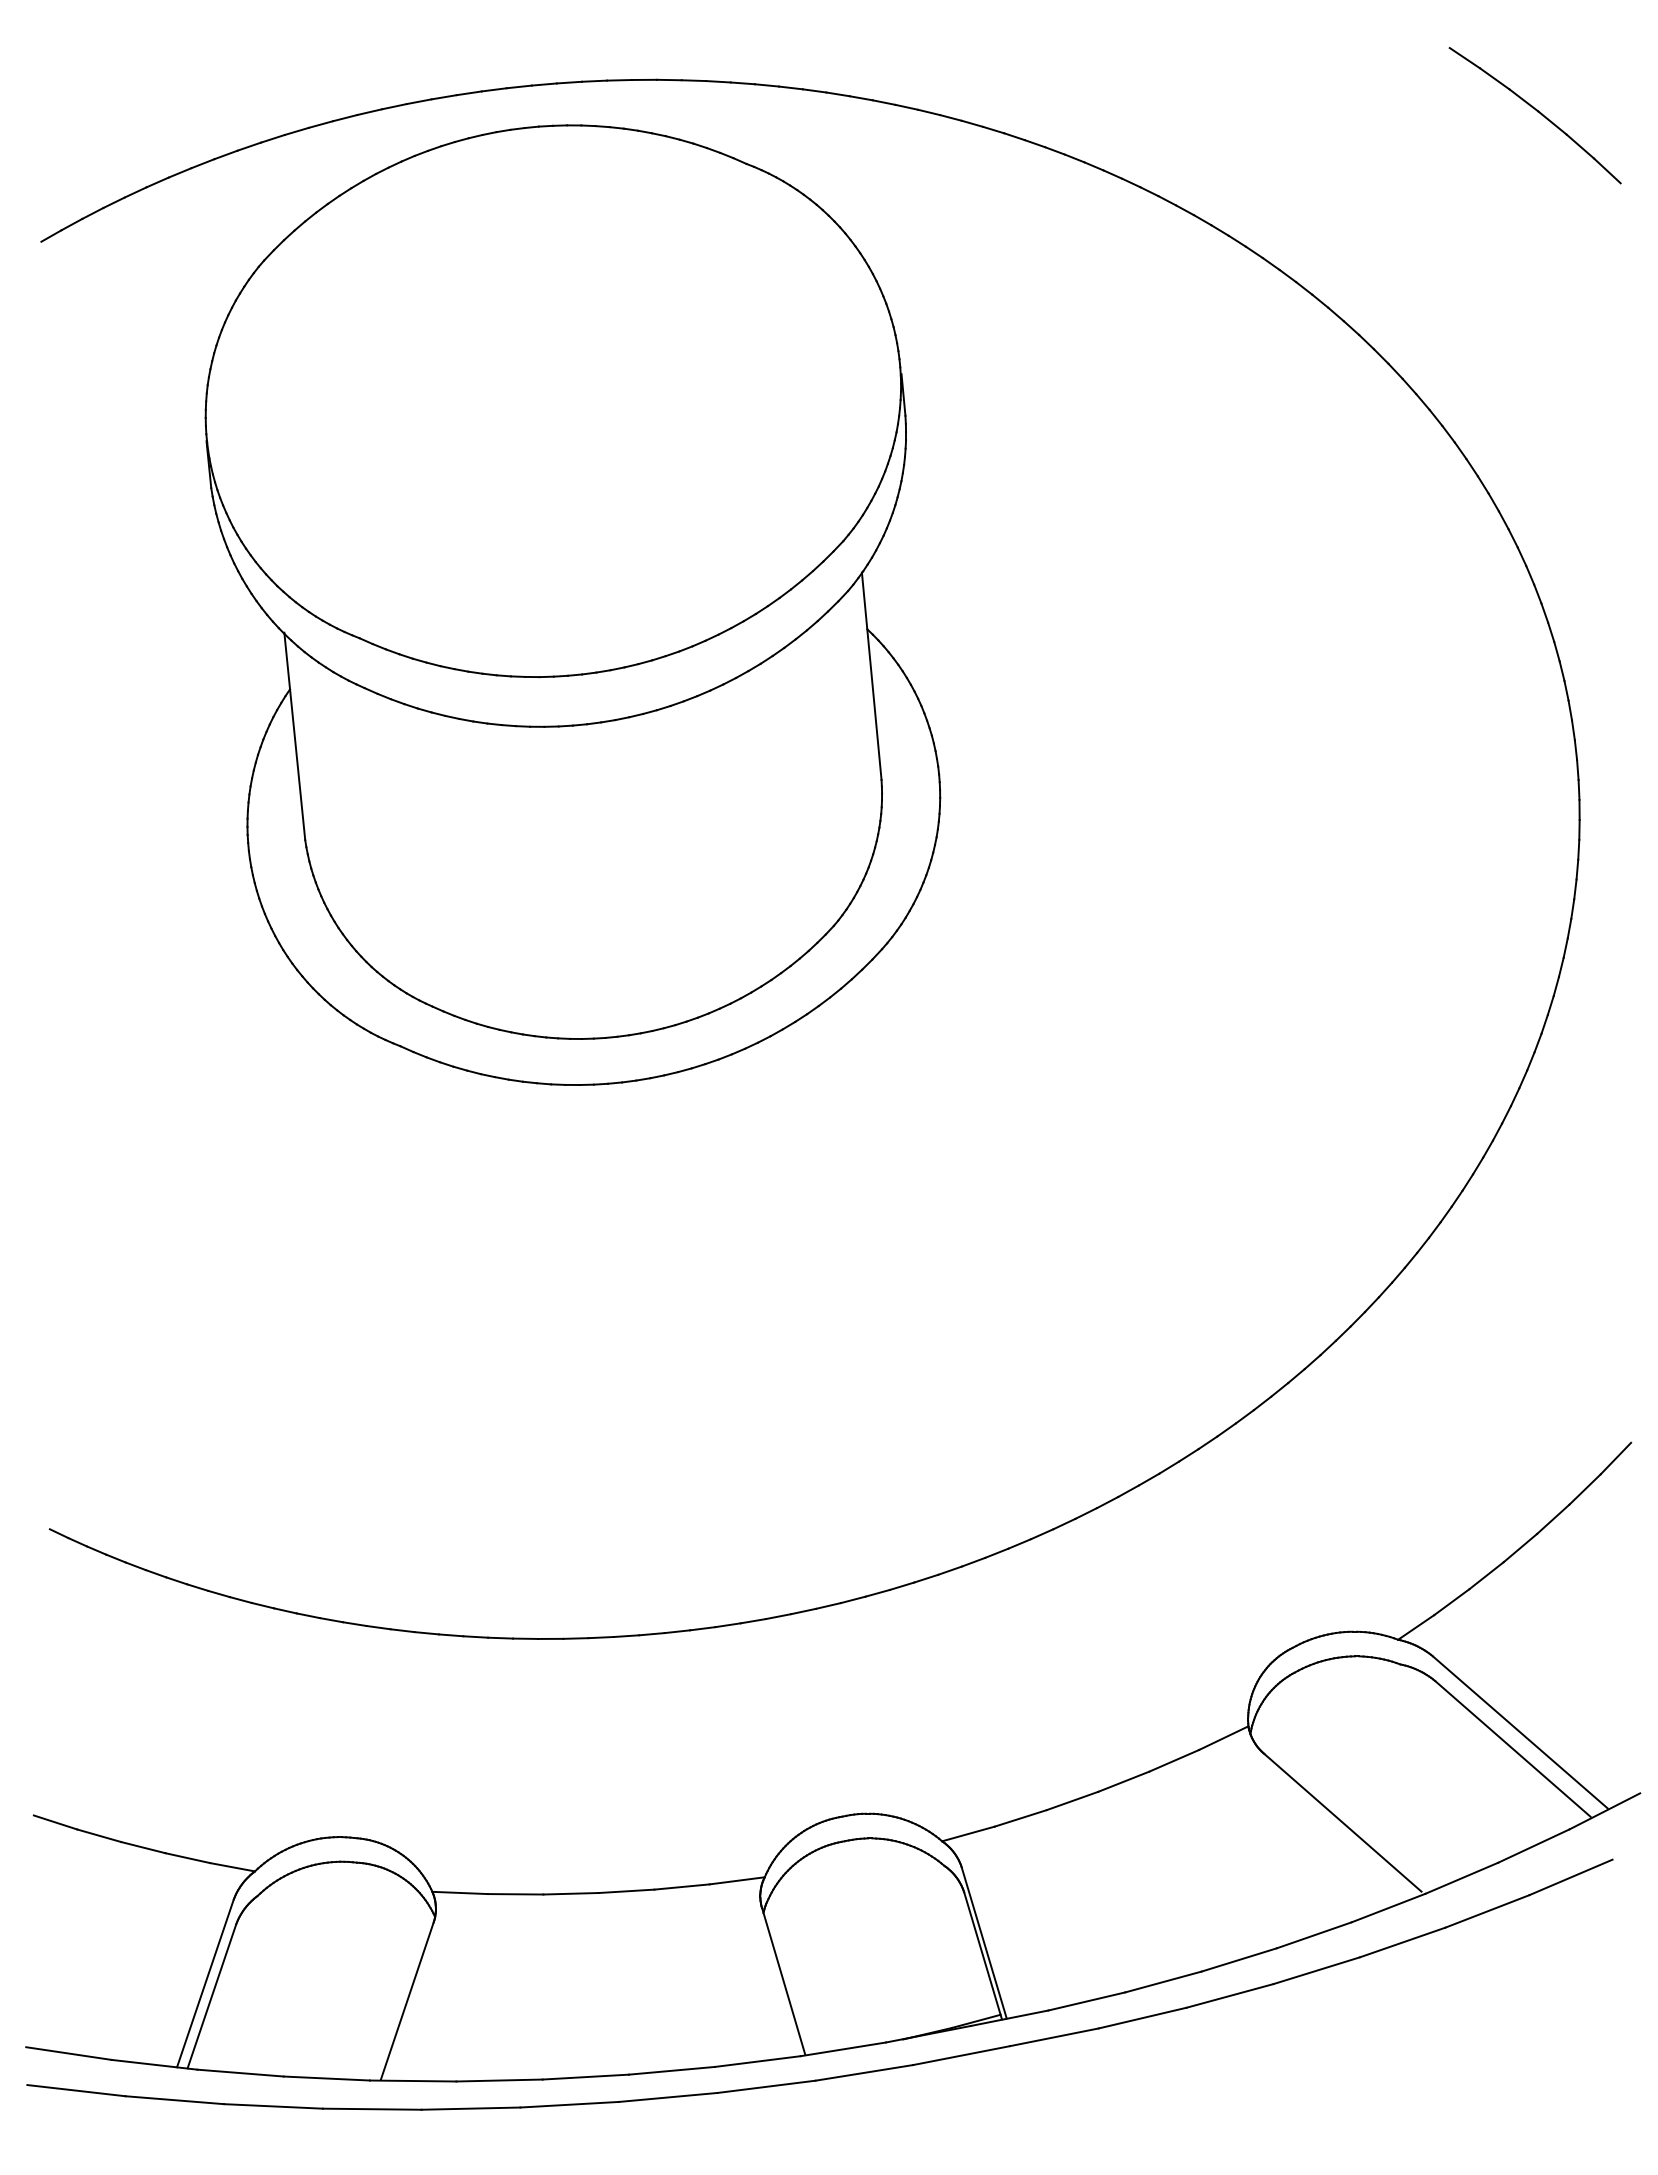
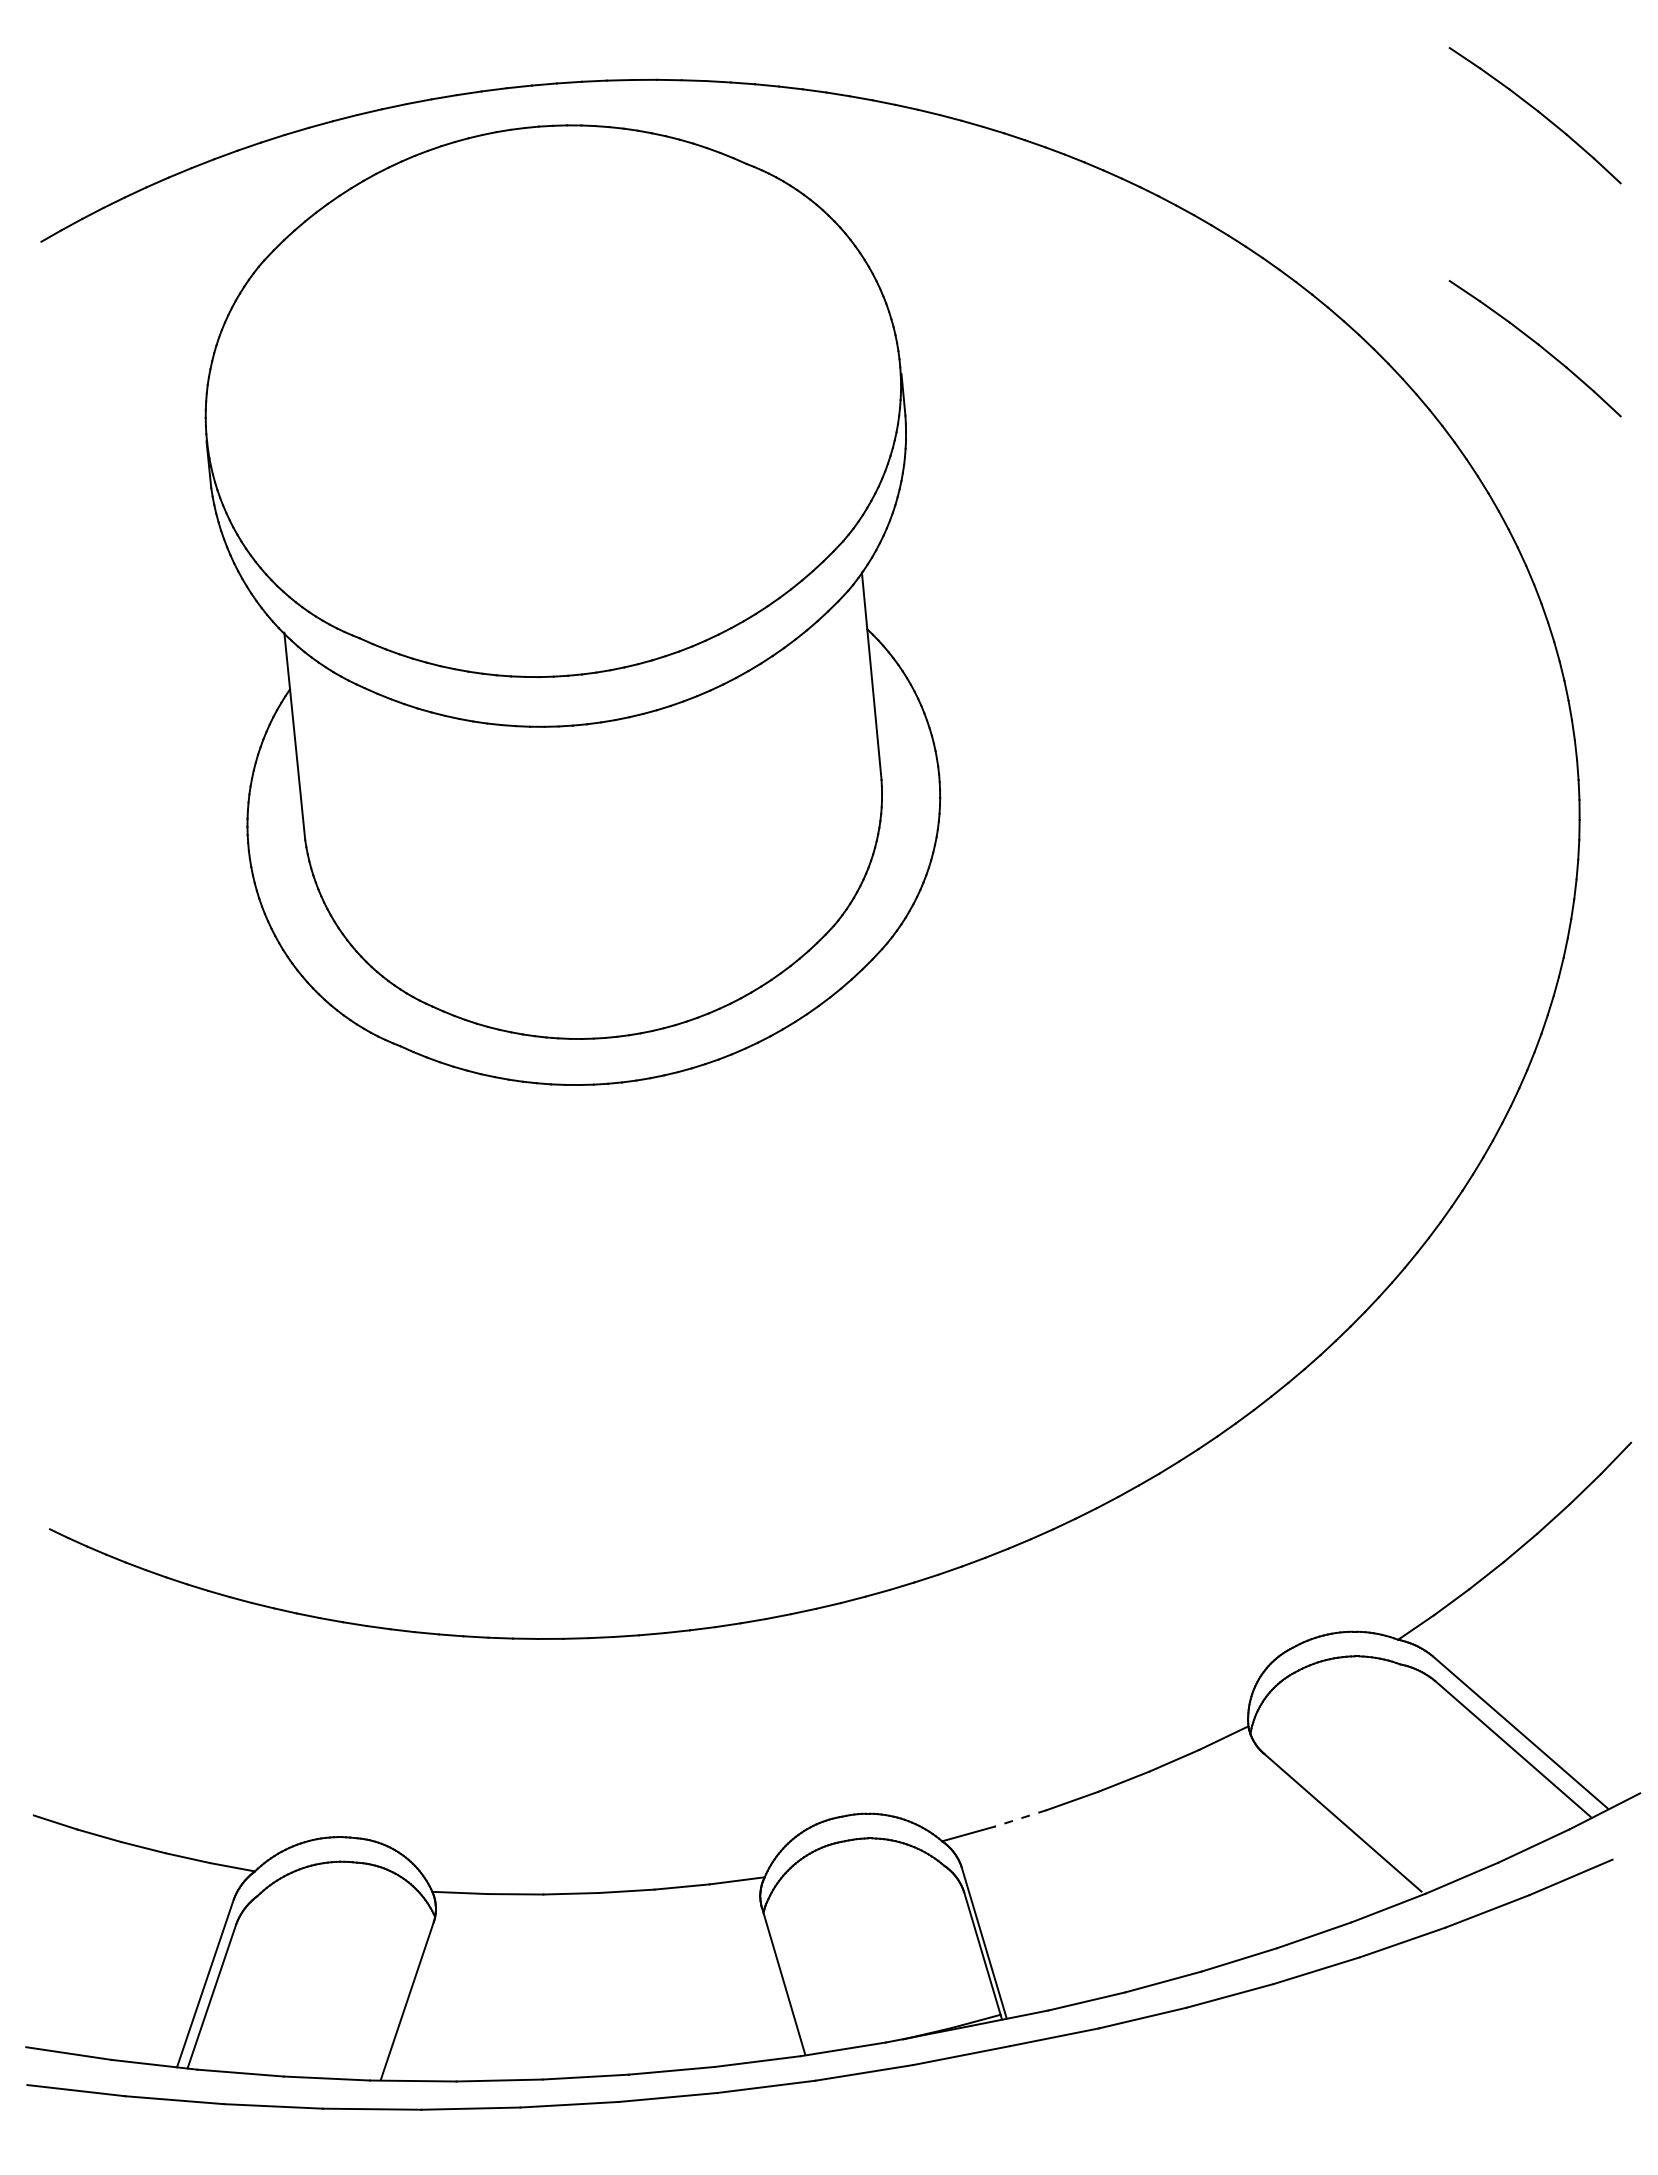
part: none -> present (1534, 348)
line: solid -> dashed (1020, 1818)
